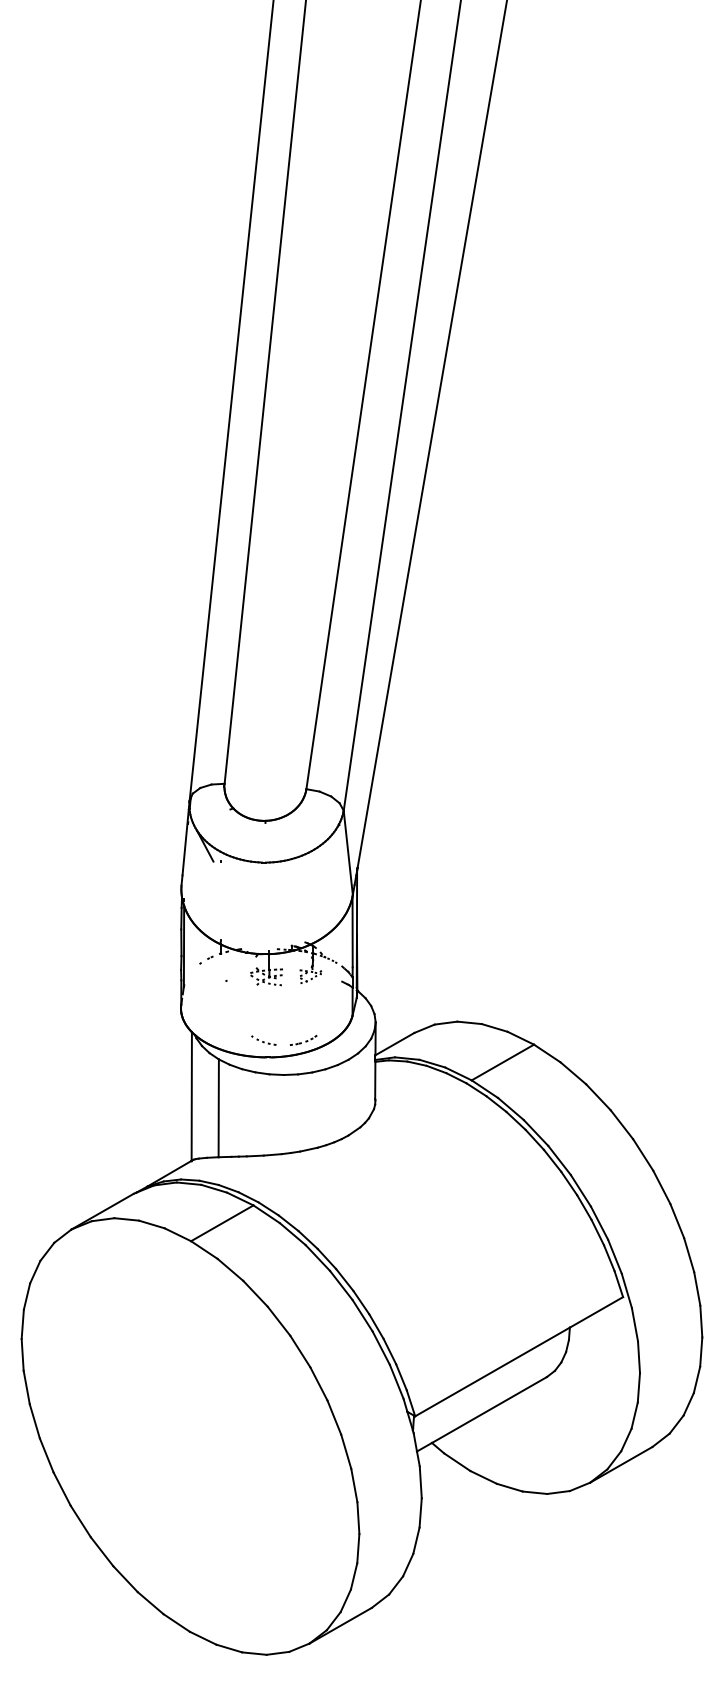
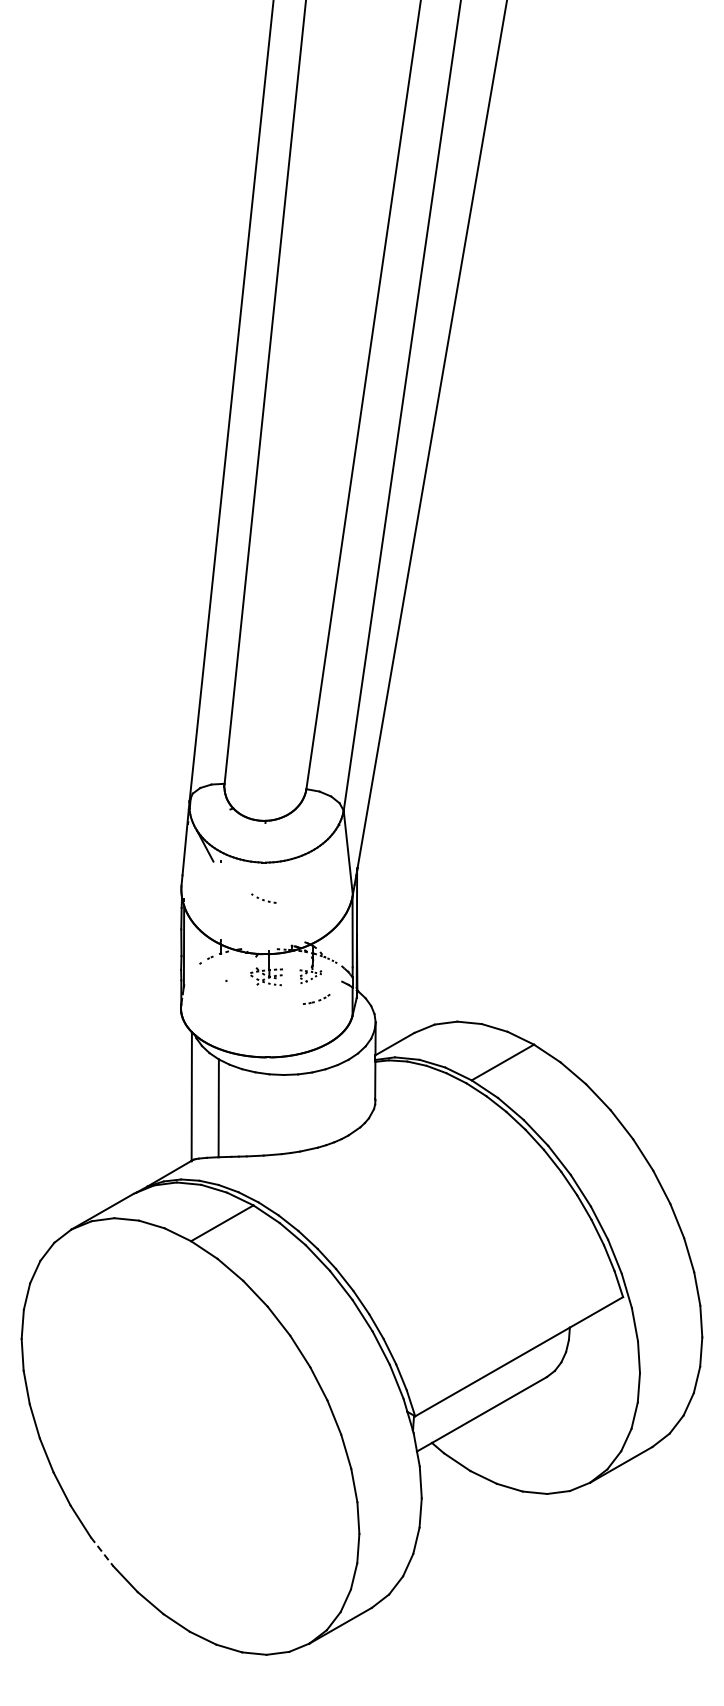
part position: (303, 1039) -> (316, 998) (316, 998)
part position: (263, 1040) -> (263, 898) (263, 898)
line: solid -> dashed (102, 1552)
